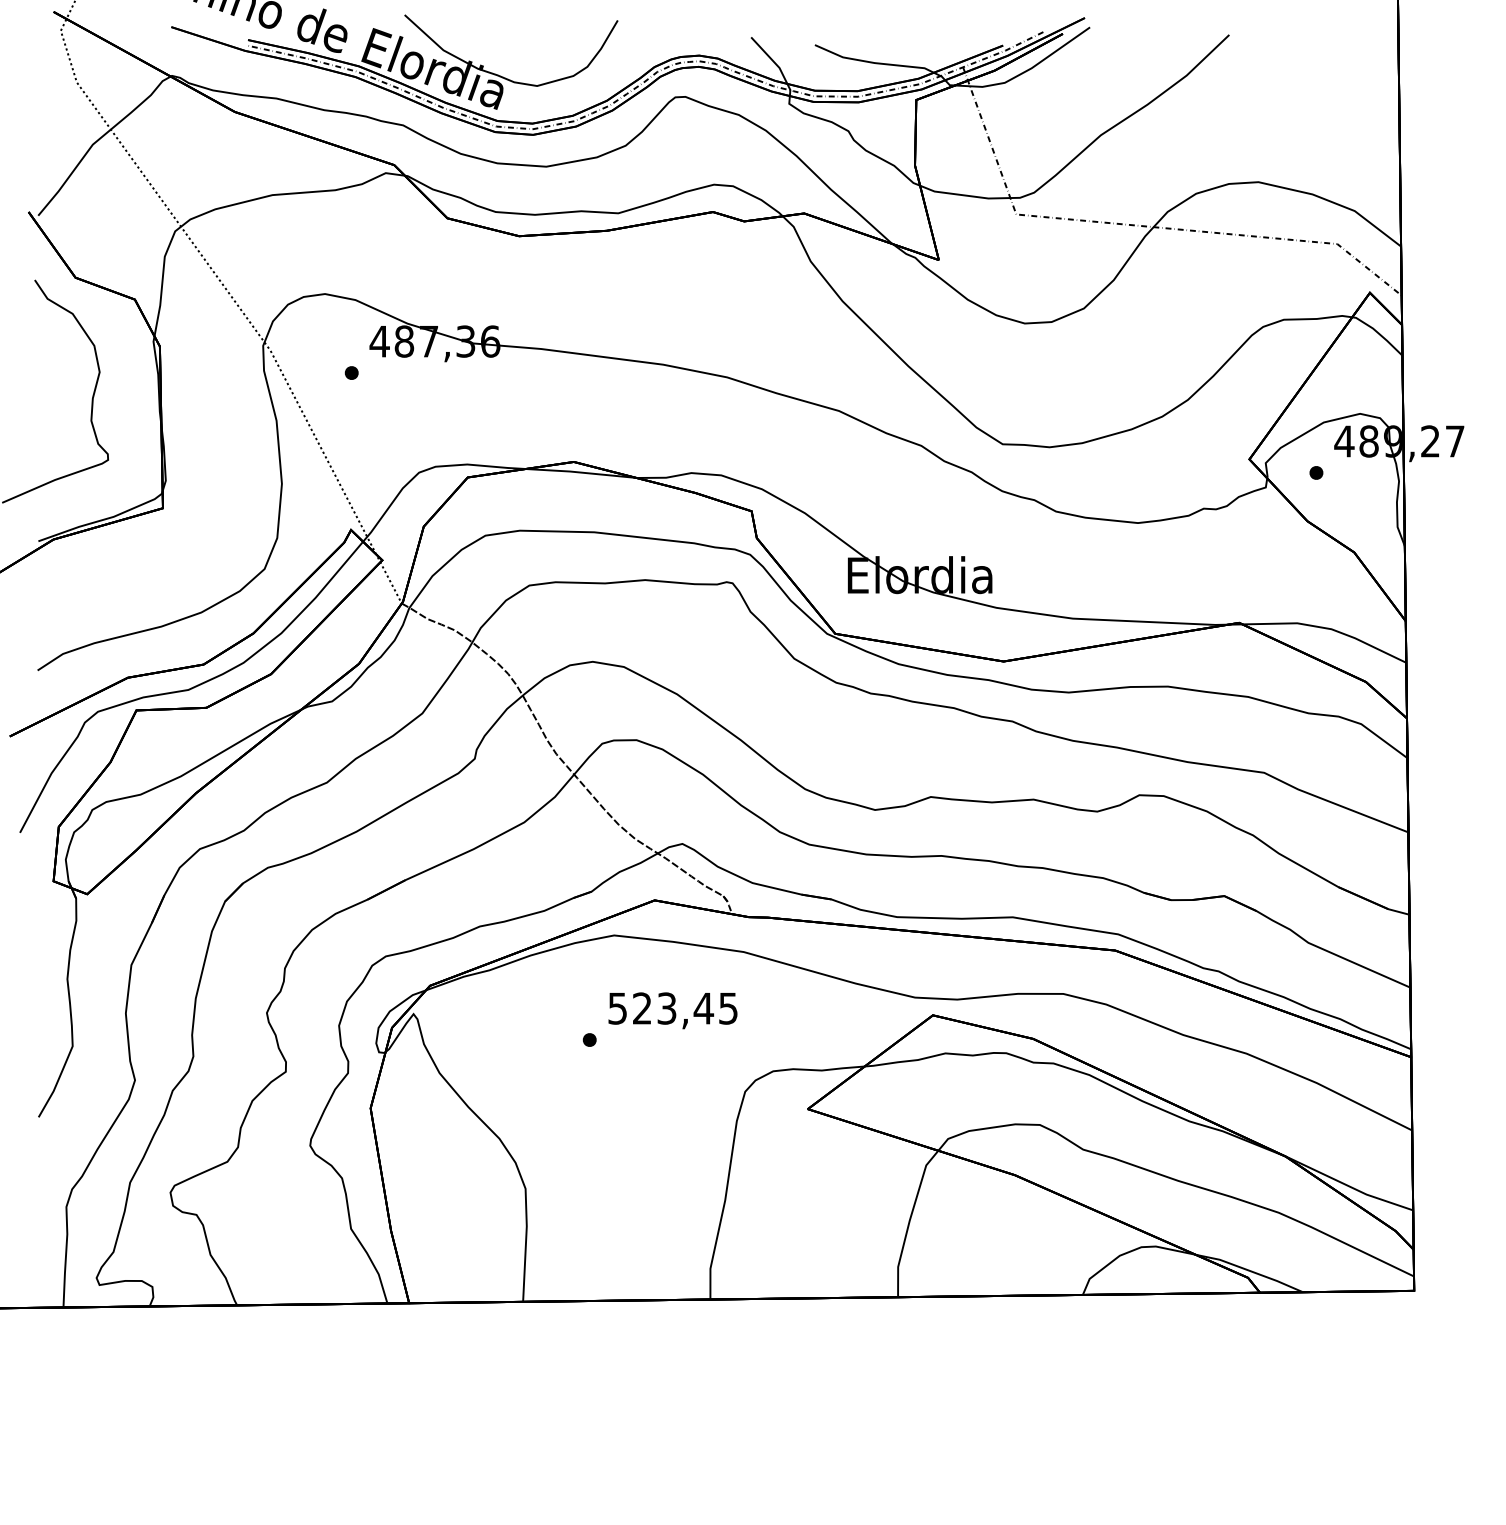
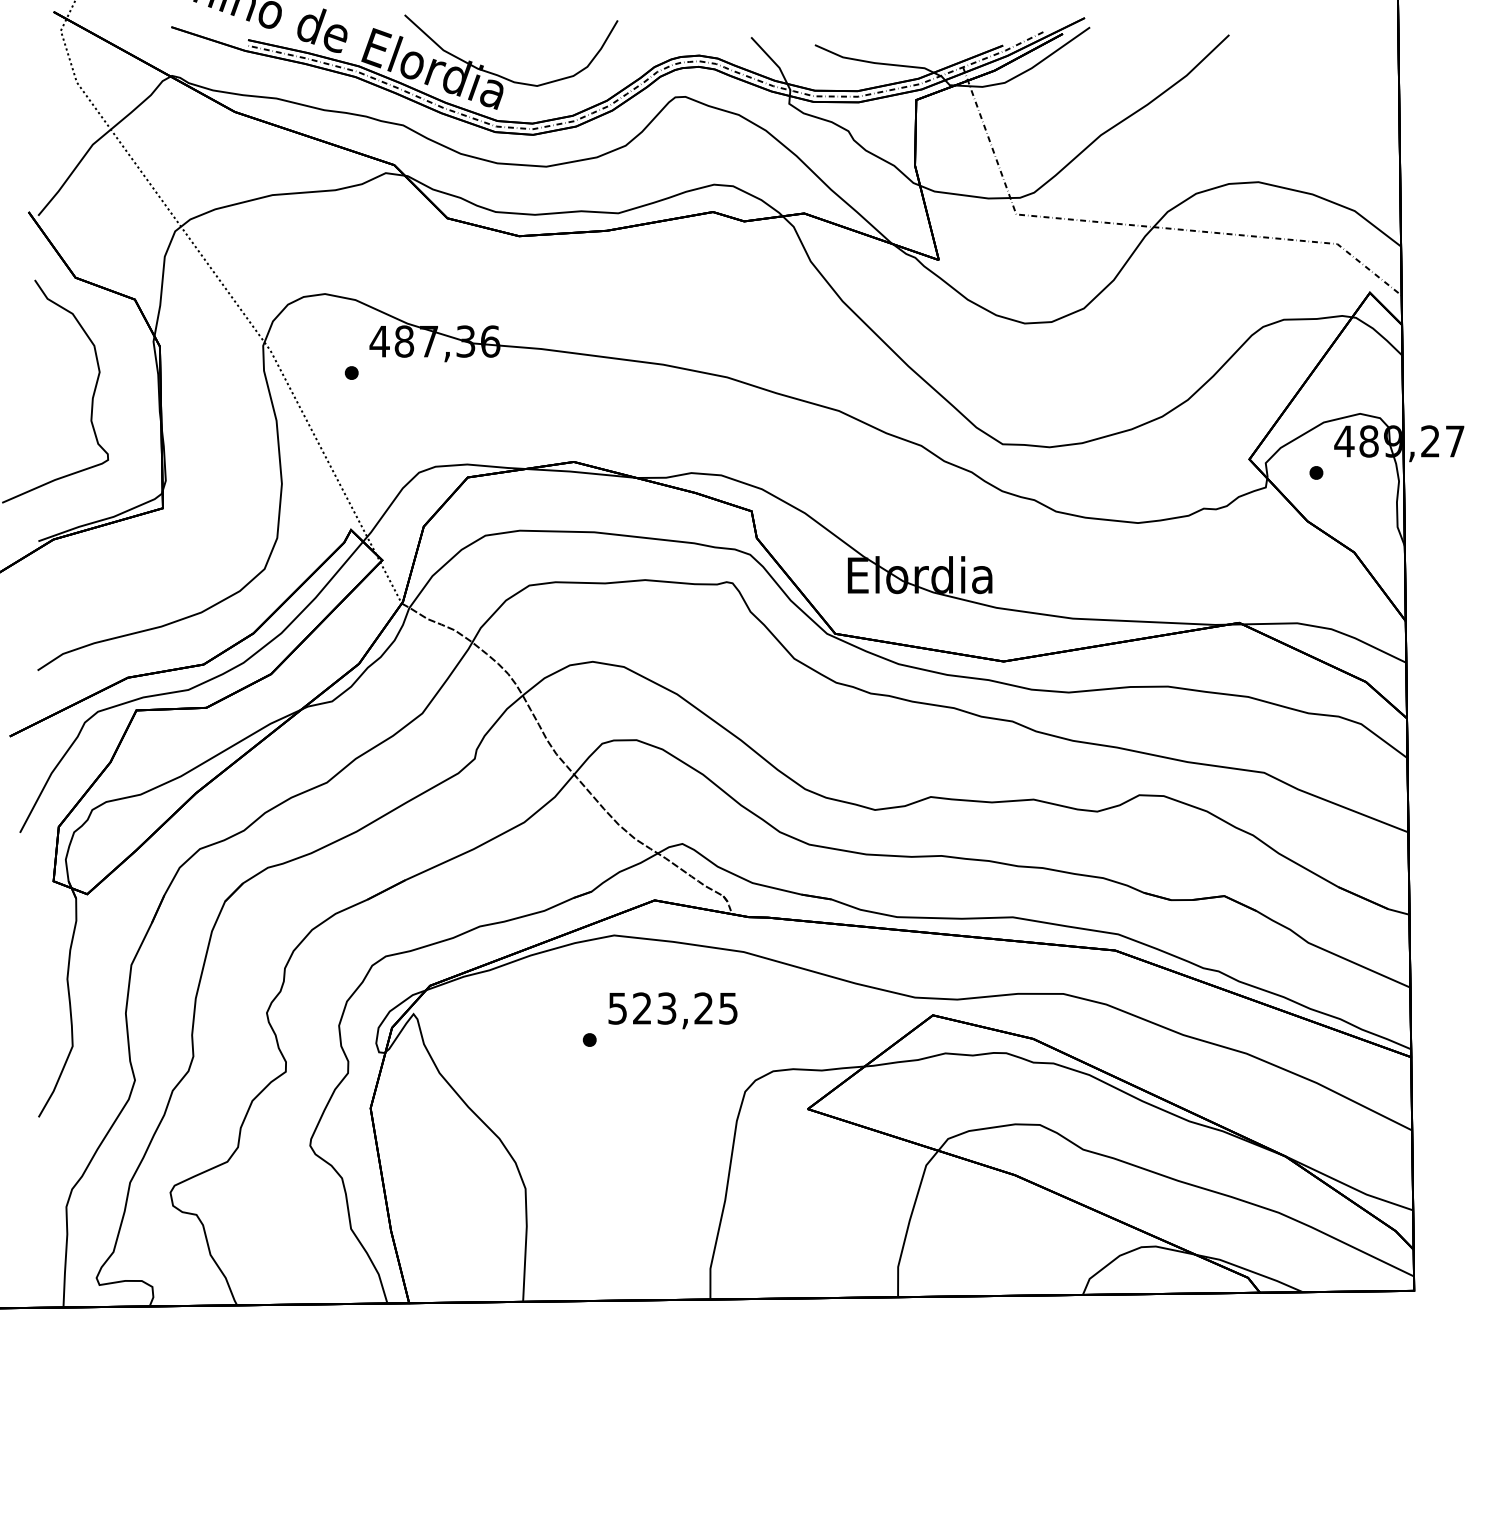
text: 523,45 -> 523,25 (703, 1008)
